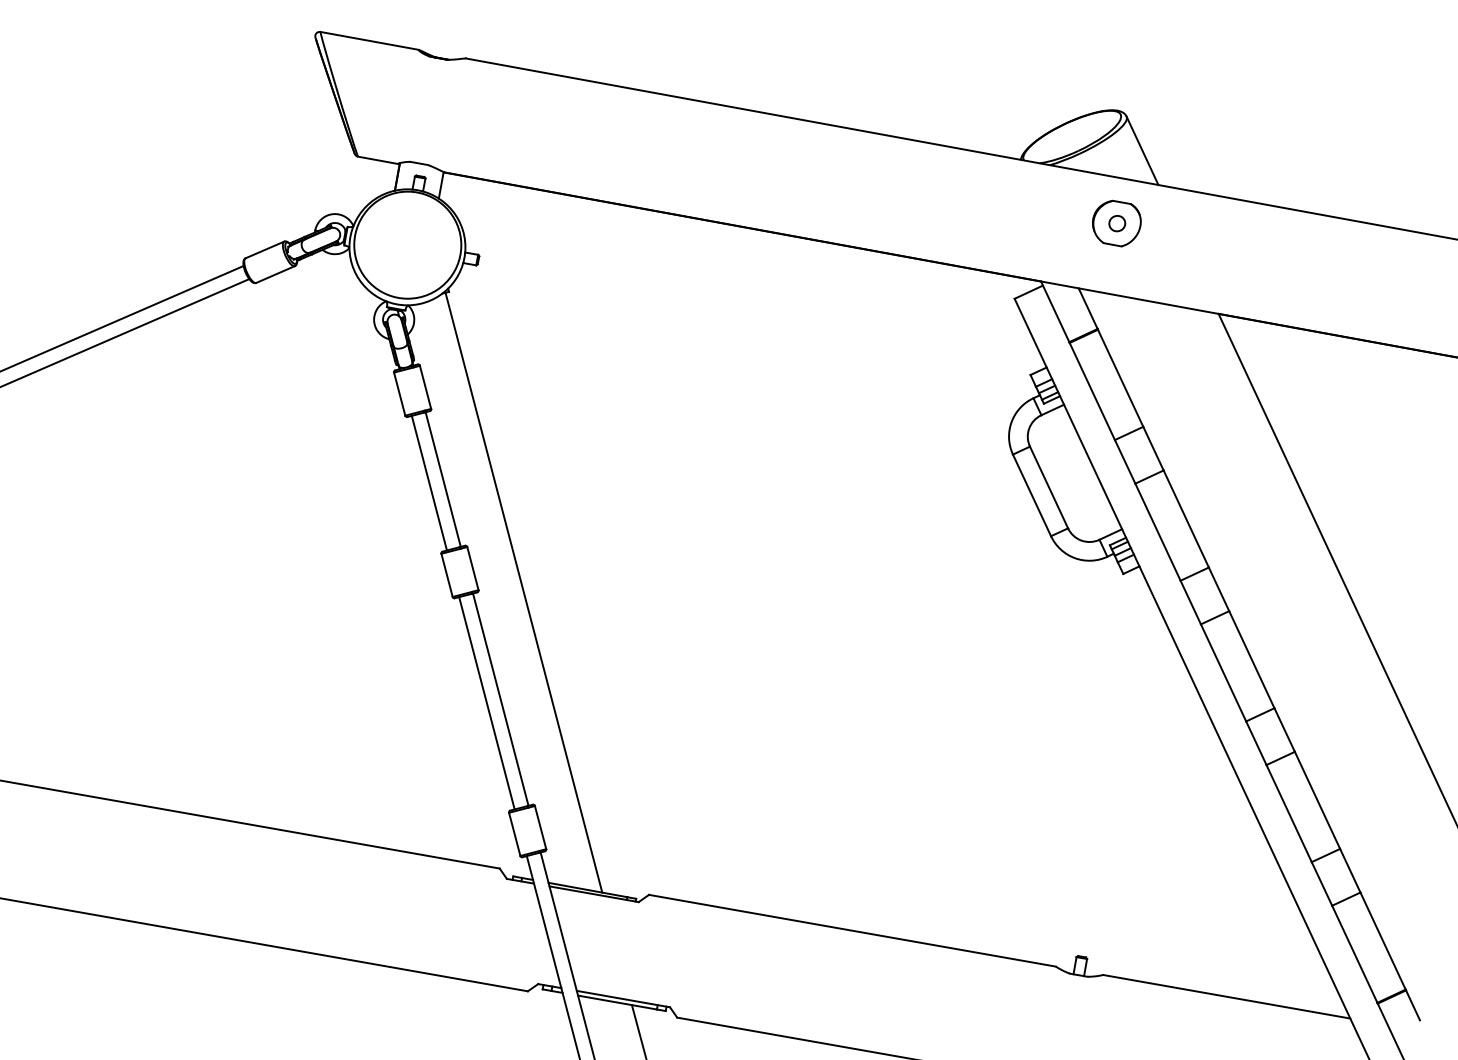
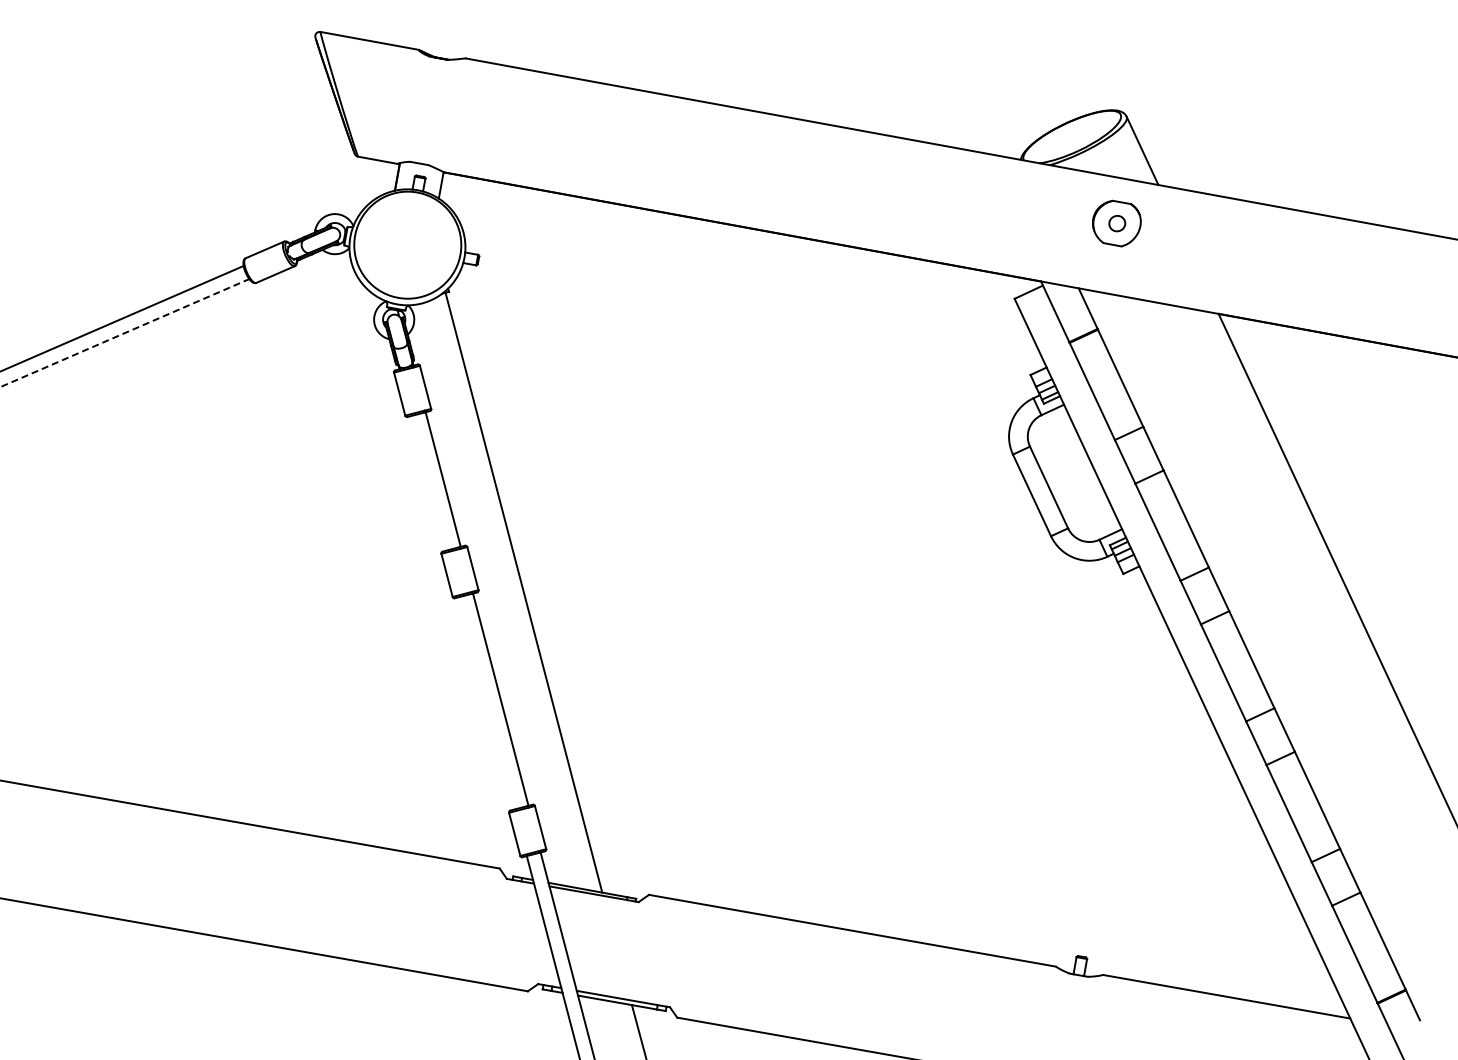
line: solid -> dashed (124, 333)
line: present -> none (428, 482)
line: present -> none (486, 703)
